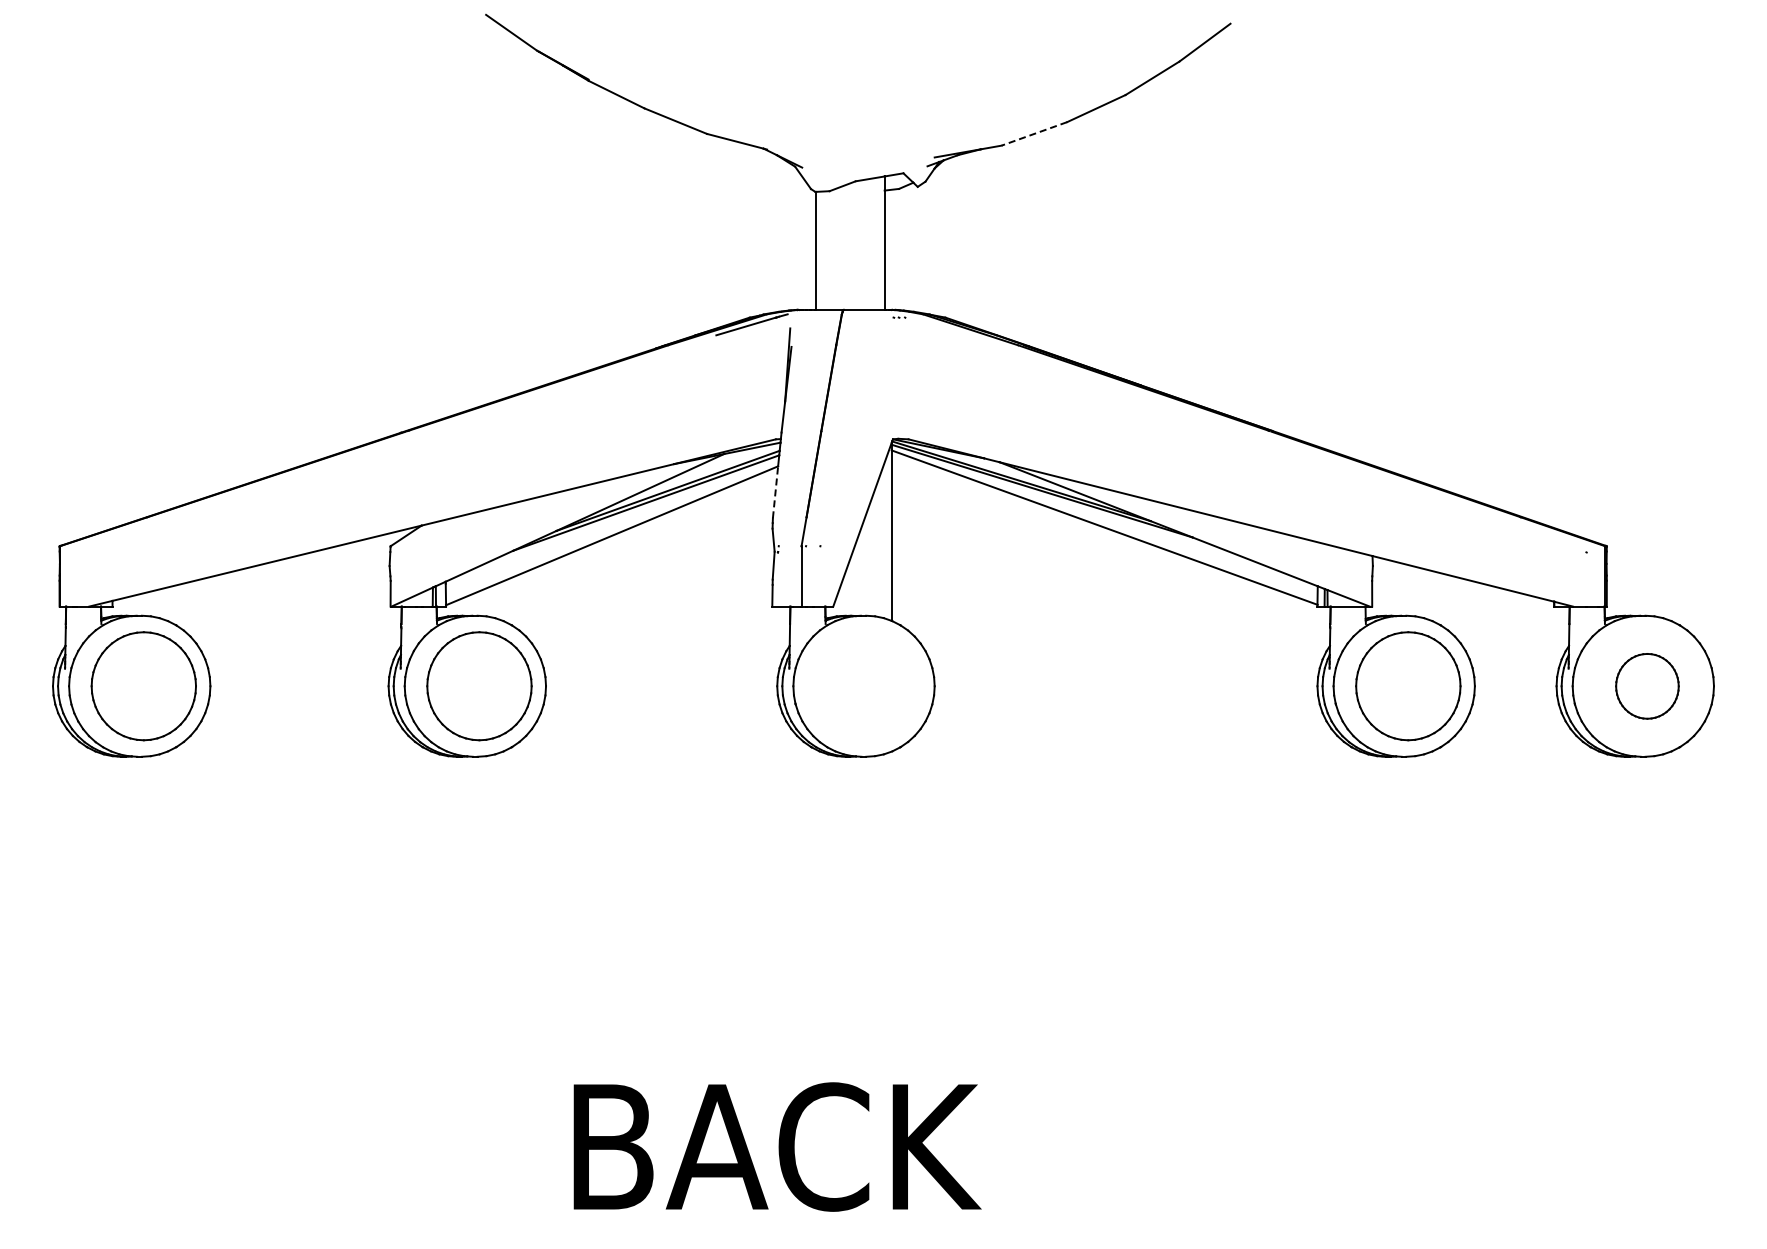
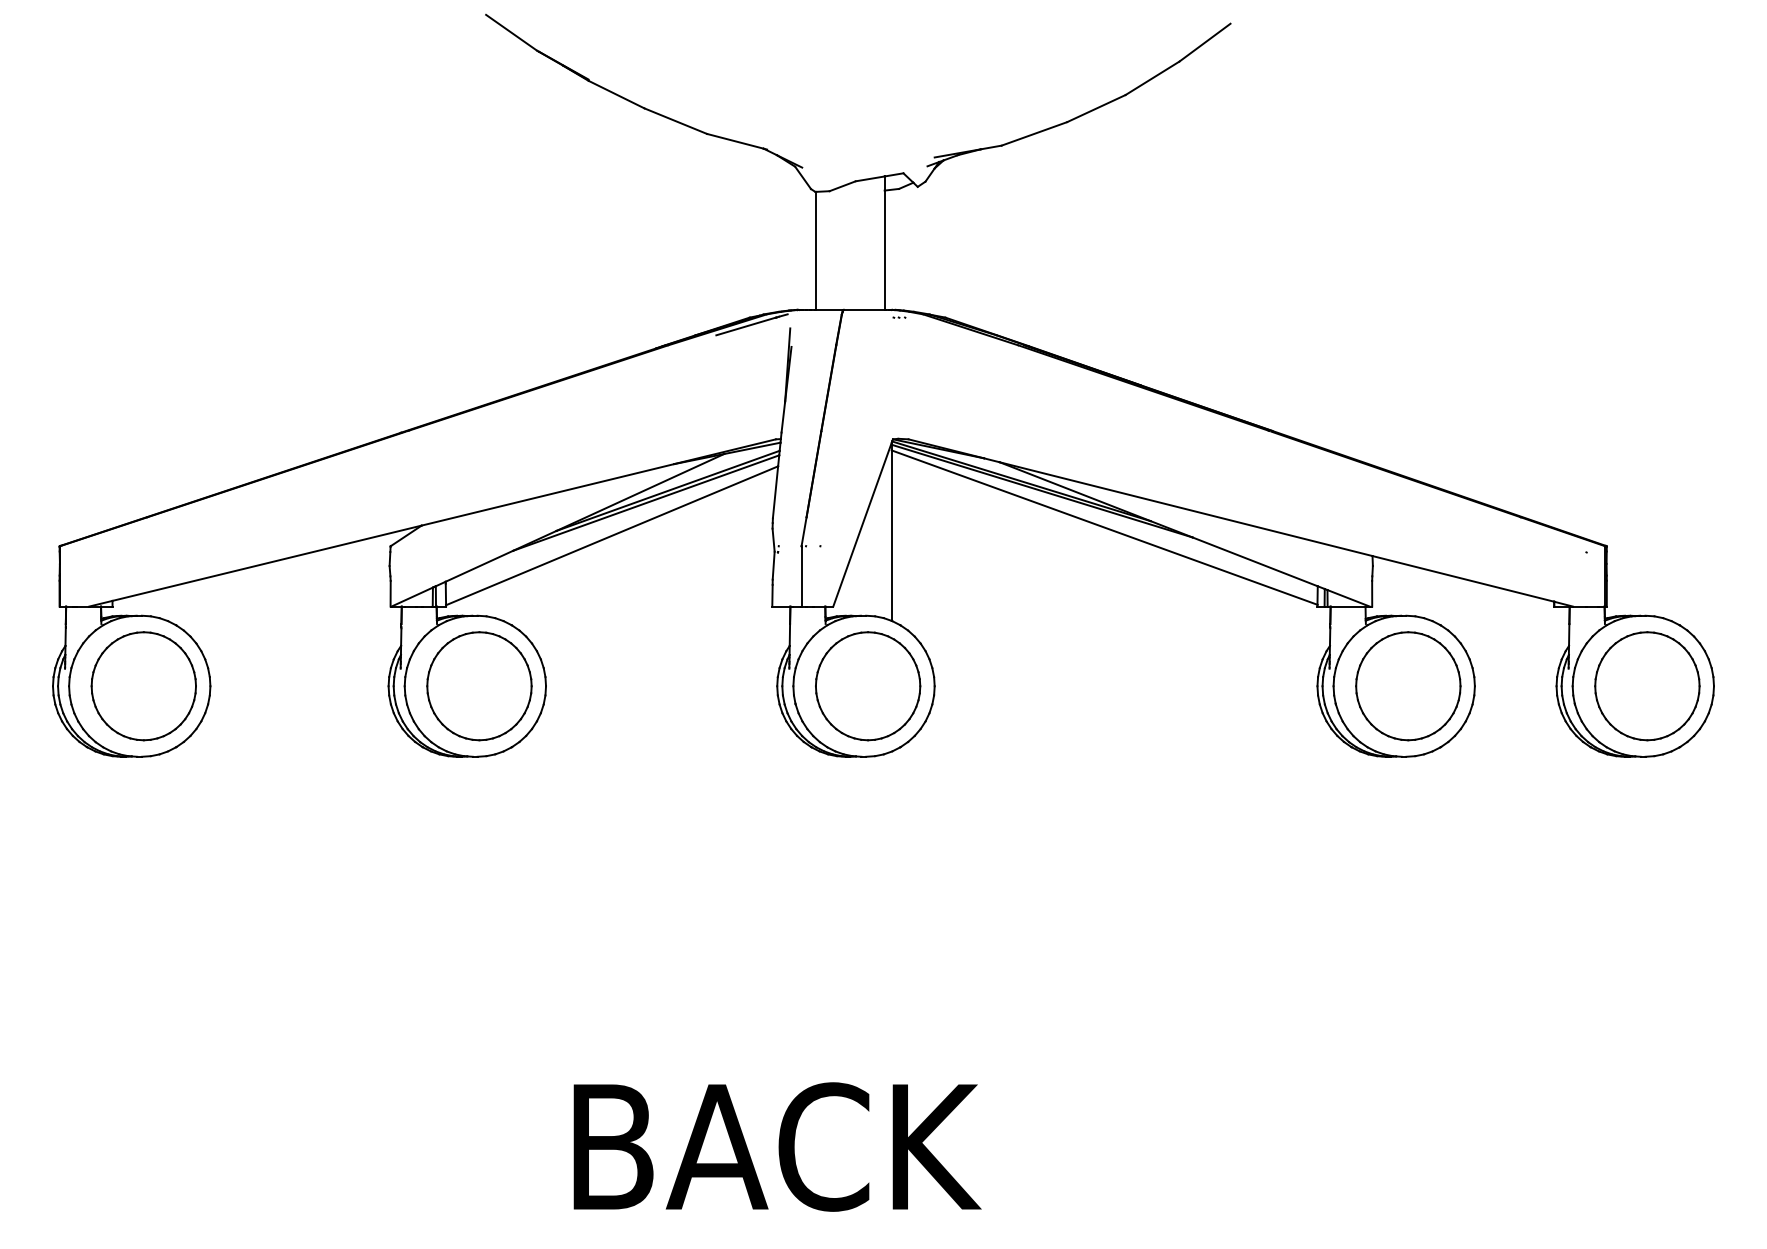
line: dashed -> solid (1034, 133)
line: dashed -> solid (775, 491)
part: none -> present (868, 686)
part size: 65x67 px -> 107x111 px (1647, 686)
